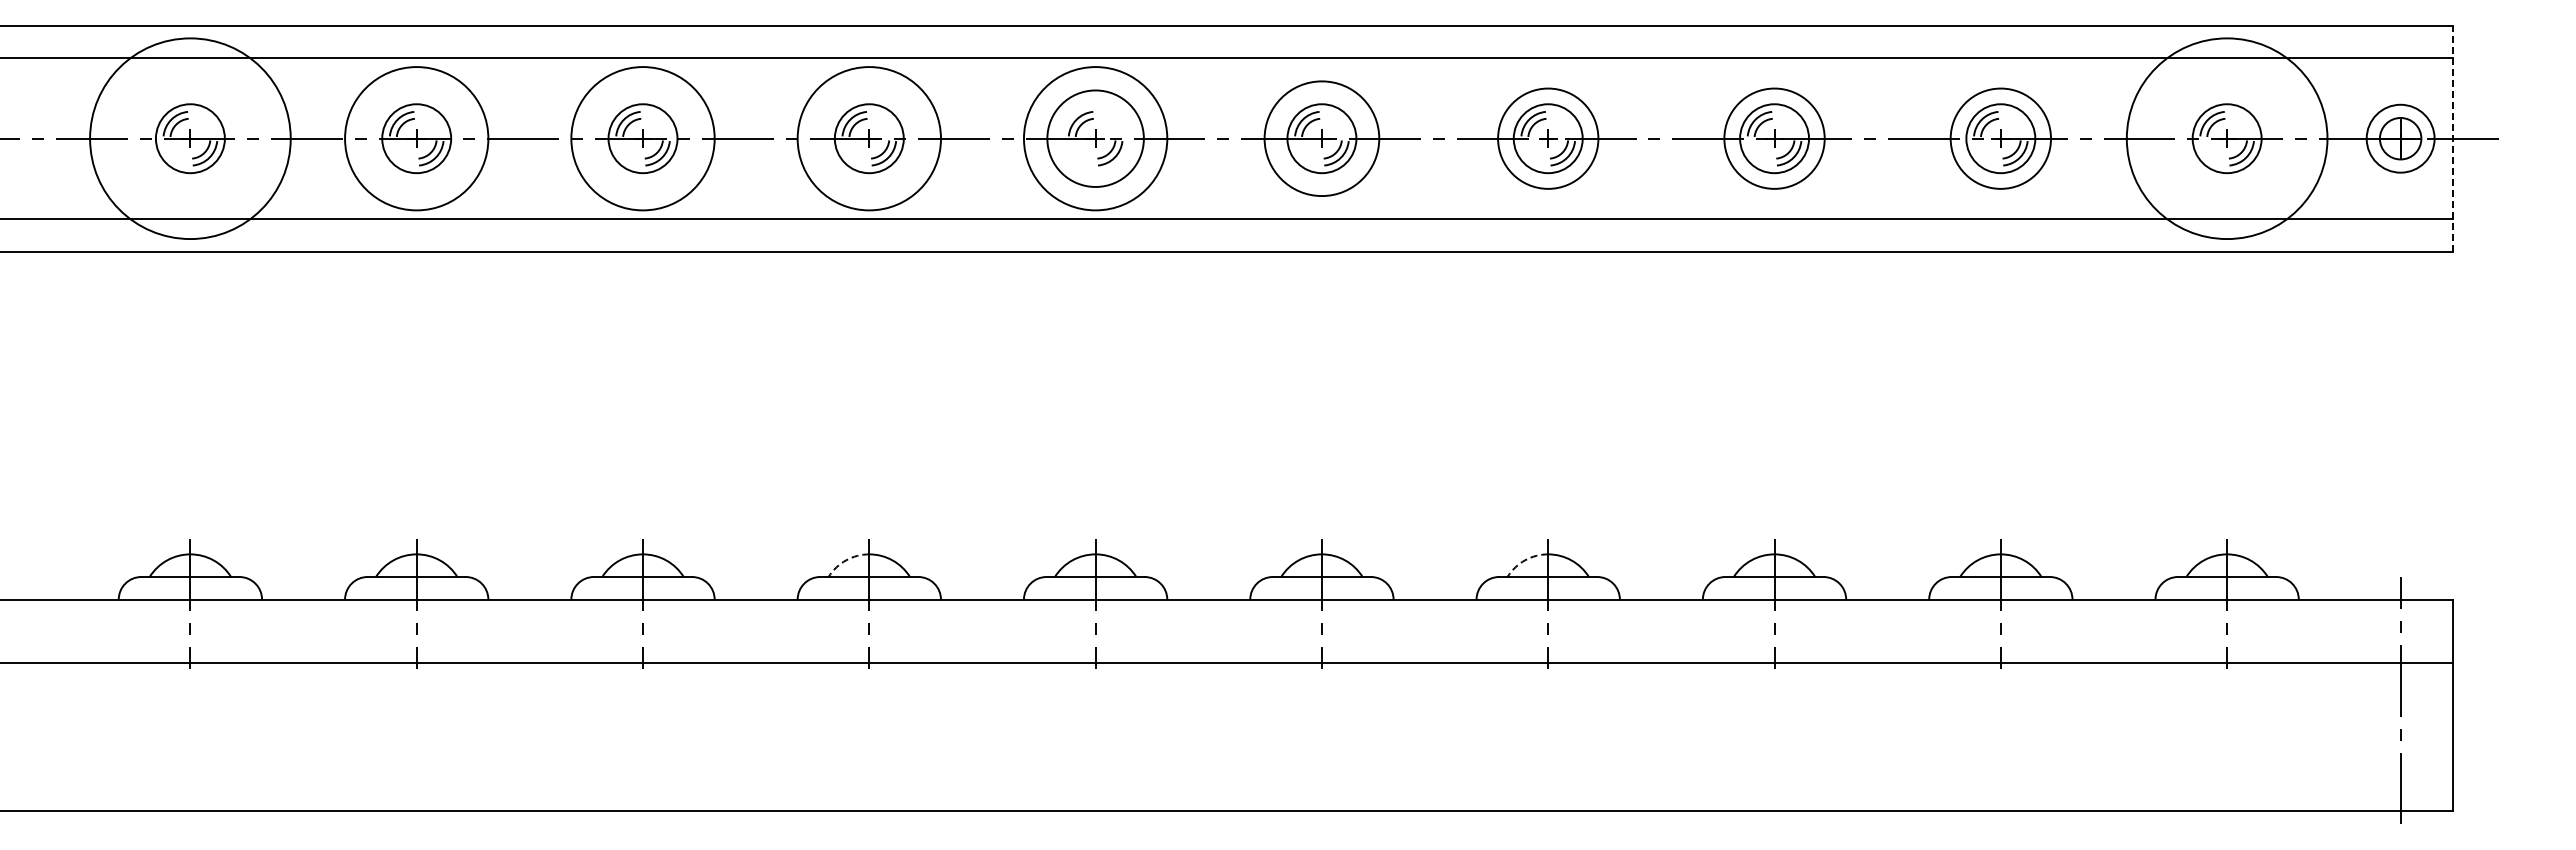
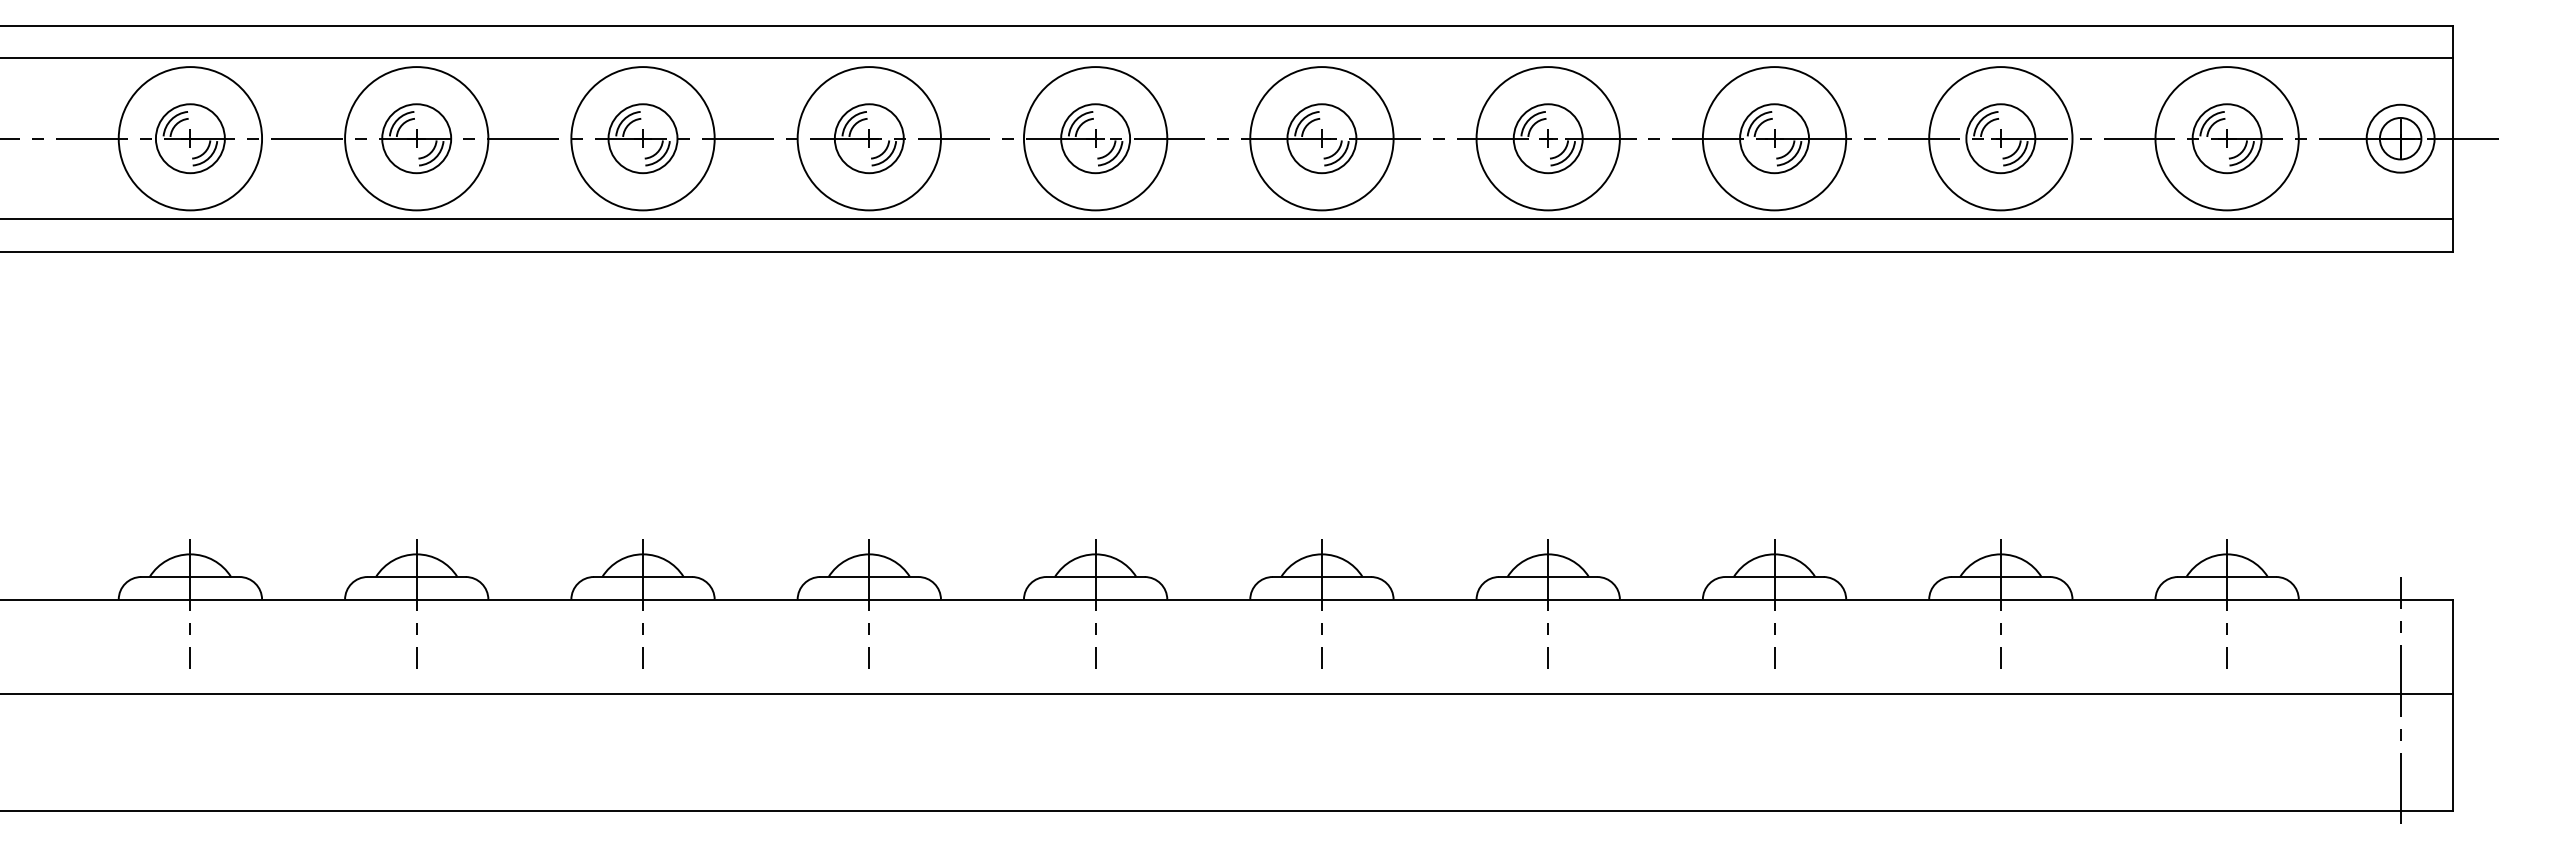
circle diameter: 201 px -> 143 px (190, 138)
circle diameter: 97 px -> 69 px (1095, 138)
circle diameter: 115 px -> 143 px (1321, 138)
circle diameter: 100 px -> 143 px (1547, 138)
circle diameter: 100 px -> 143 px (1774, 138)
circle diameter: 100 px -> 143 px (2000, 138)
circle diameter: 201 px -> 143 px (2226, 138)
line: dashed -> solid (2453, 138)
arc: dashed -> solid (846, 560)
arc: dashed -> solid (1524, 560)
line position: (1227, 662) -> (1227, 693) (1227, 693)
